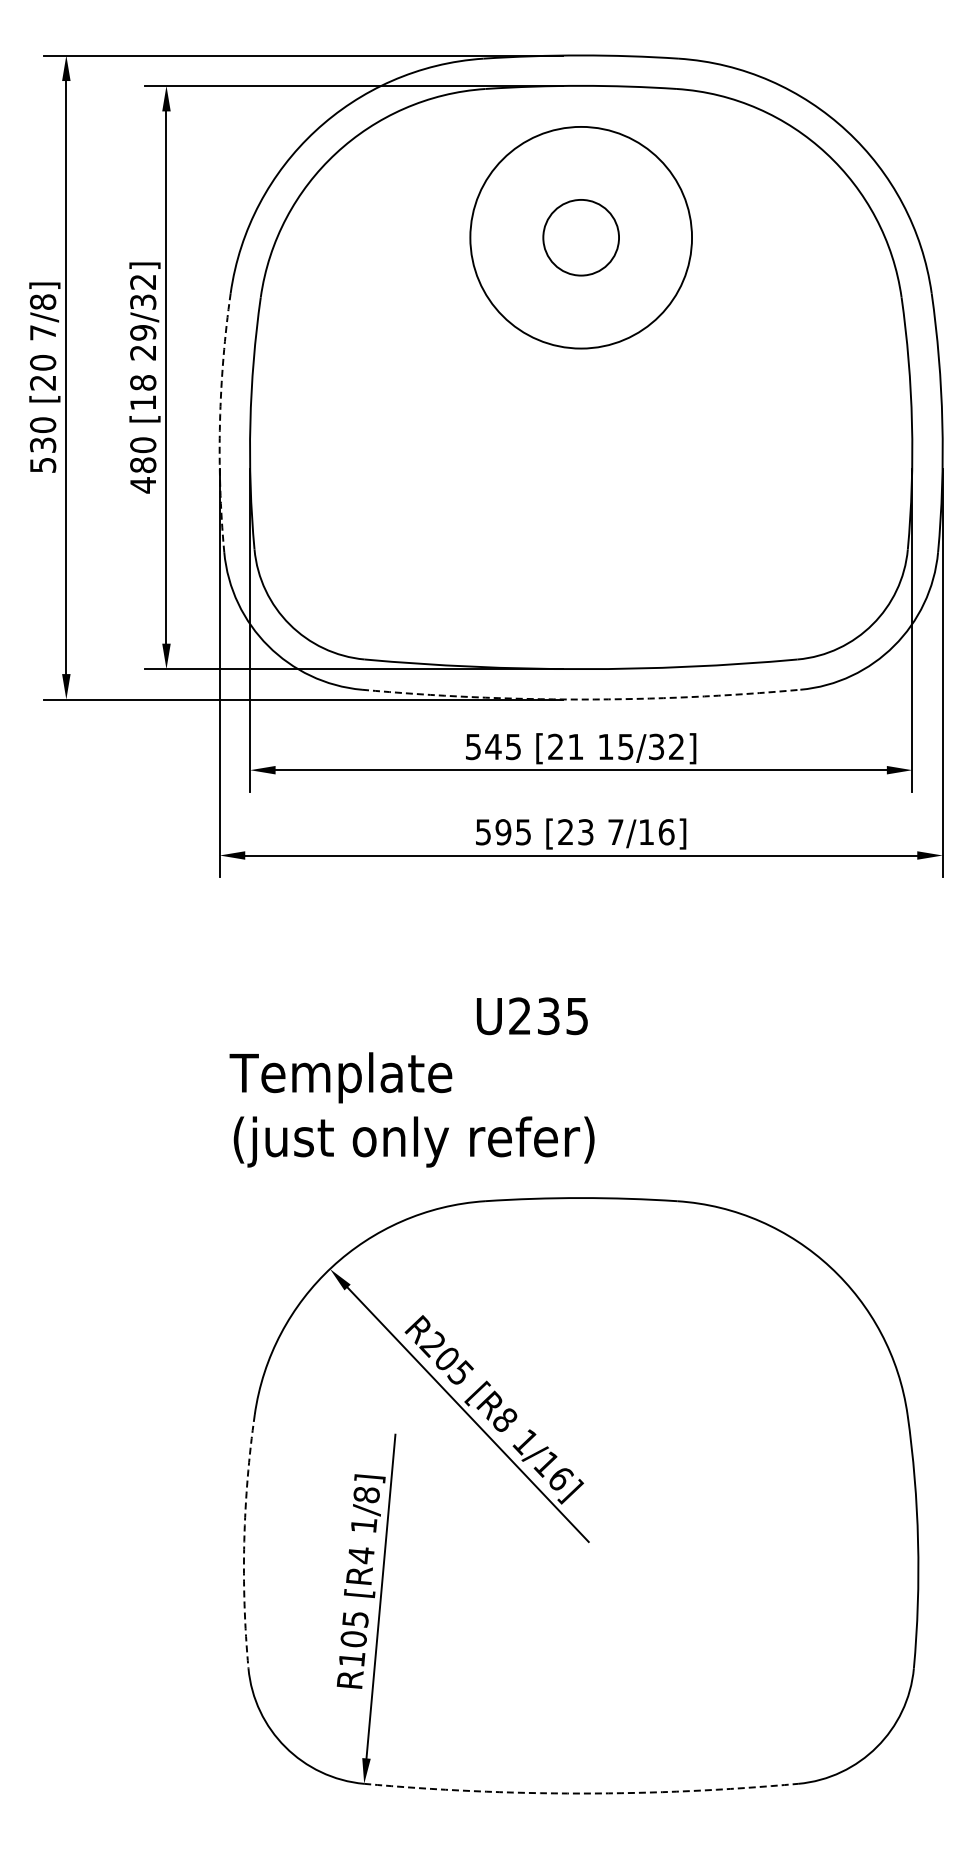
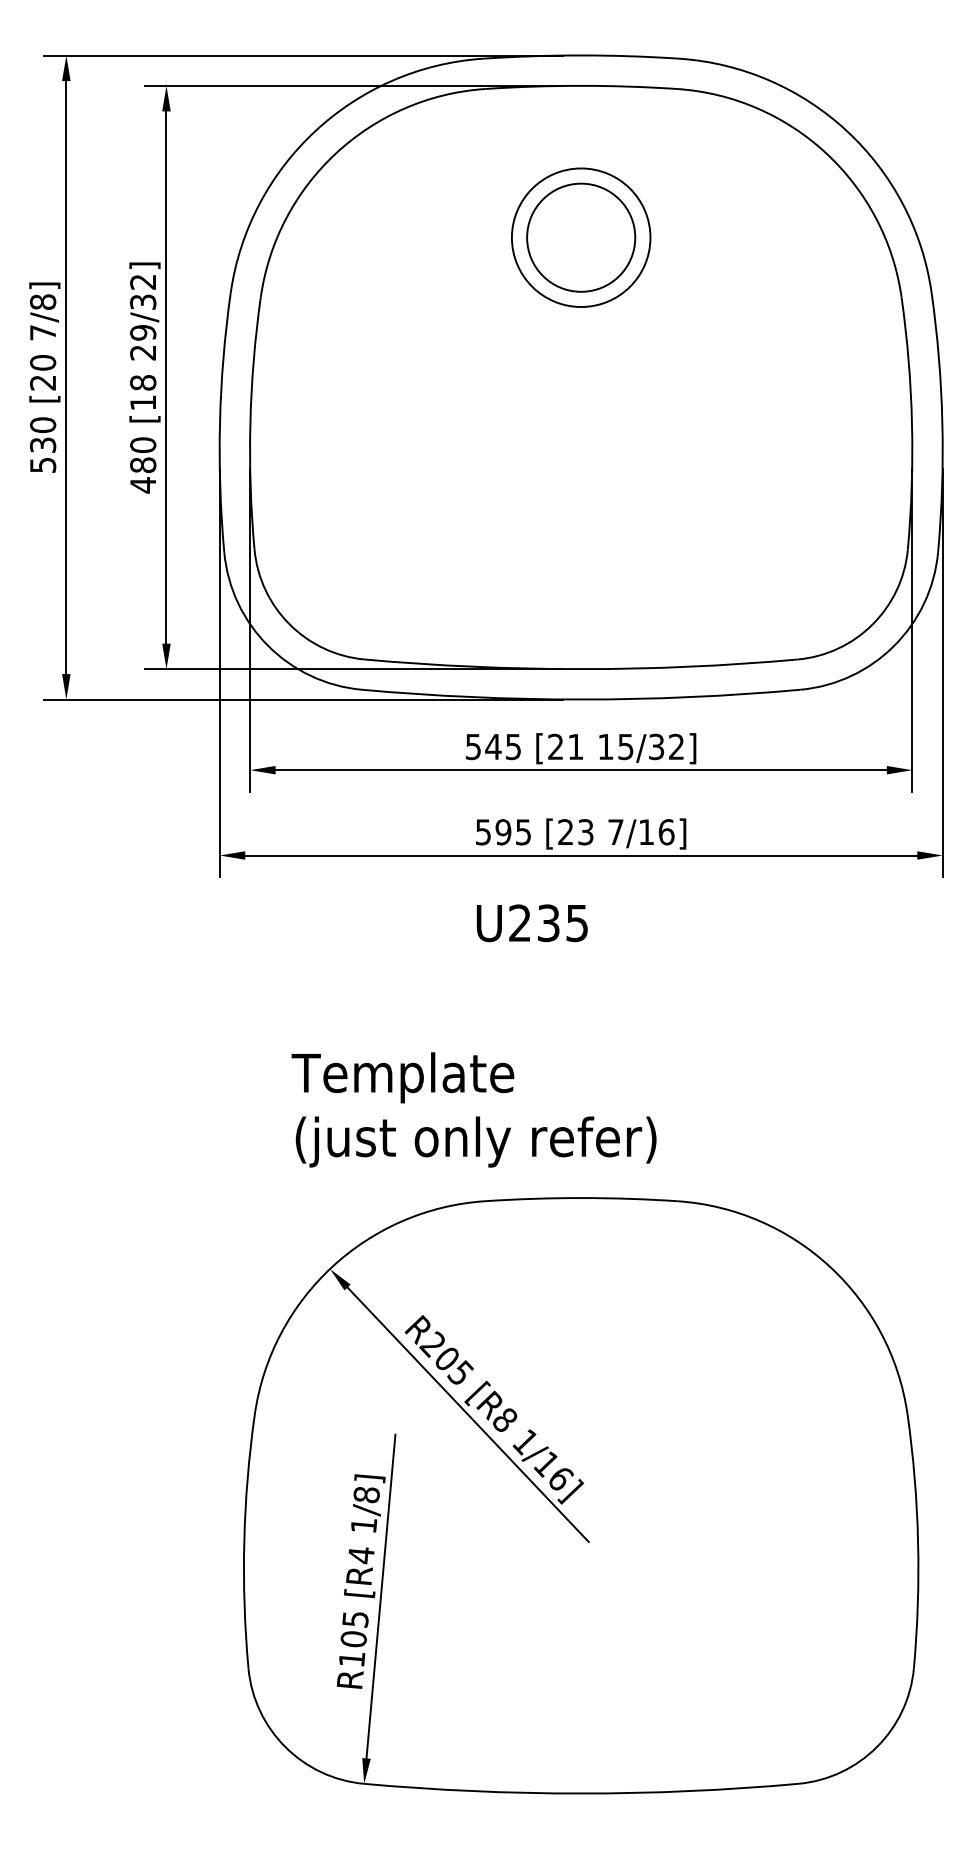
circle diameter: 222 px -> 139 px (580, 237)
circle diameter: 76 px -> 108 px (581, 237)
arc: dashed -> solid (220, 422)
arc: dashed -> solid (581, 699)
text position: (532, 1016) -> (532, 923) (532, 923)
text position: (411, 1109) -> (473, 1109) (473, 1109)
arc: dashed -> solid (244, 1541)
arc: dashed -> solid (581, 1793)
